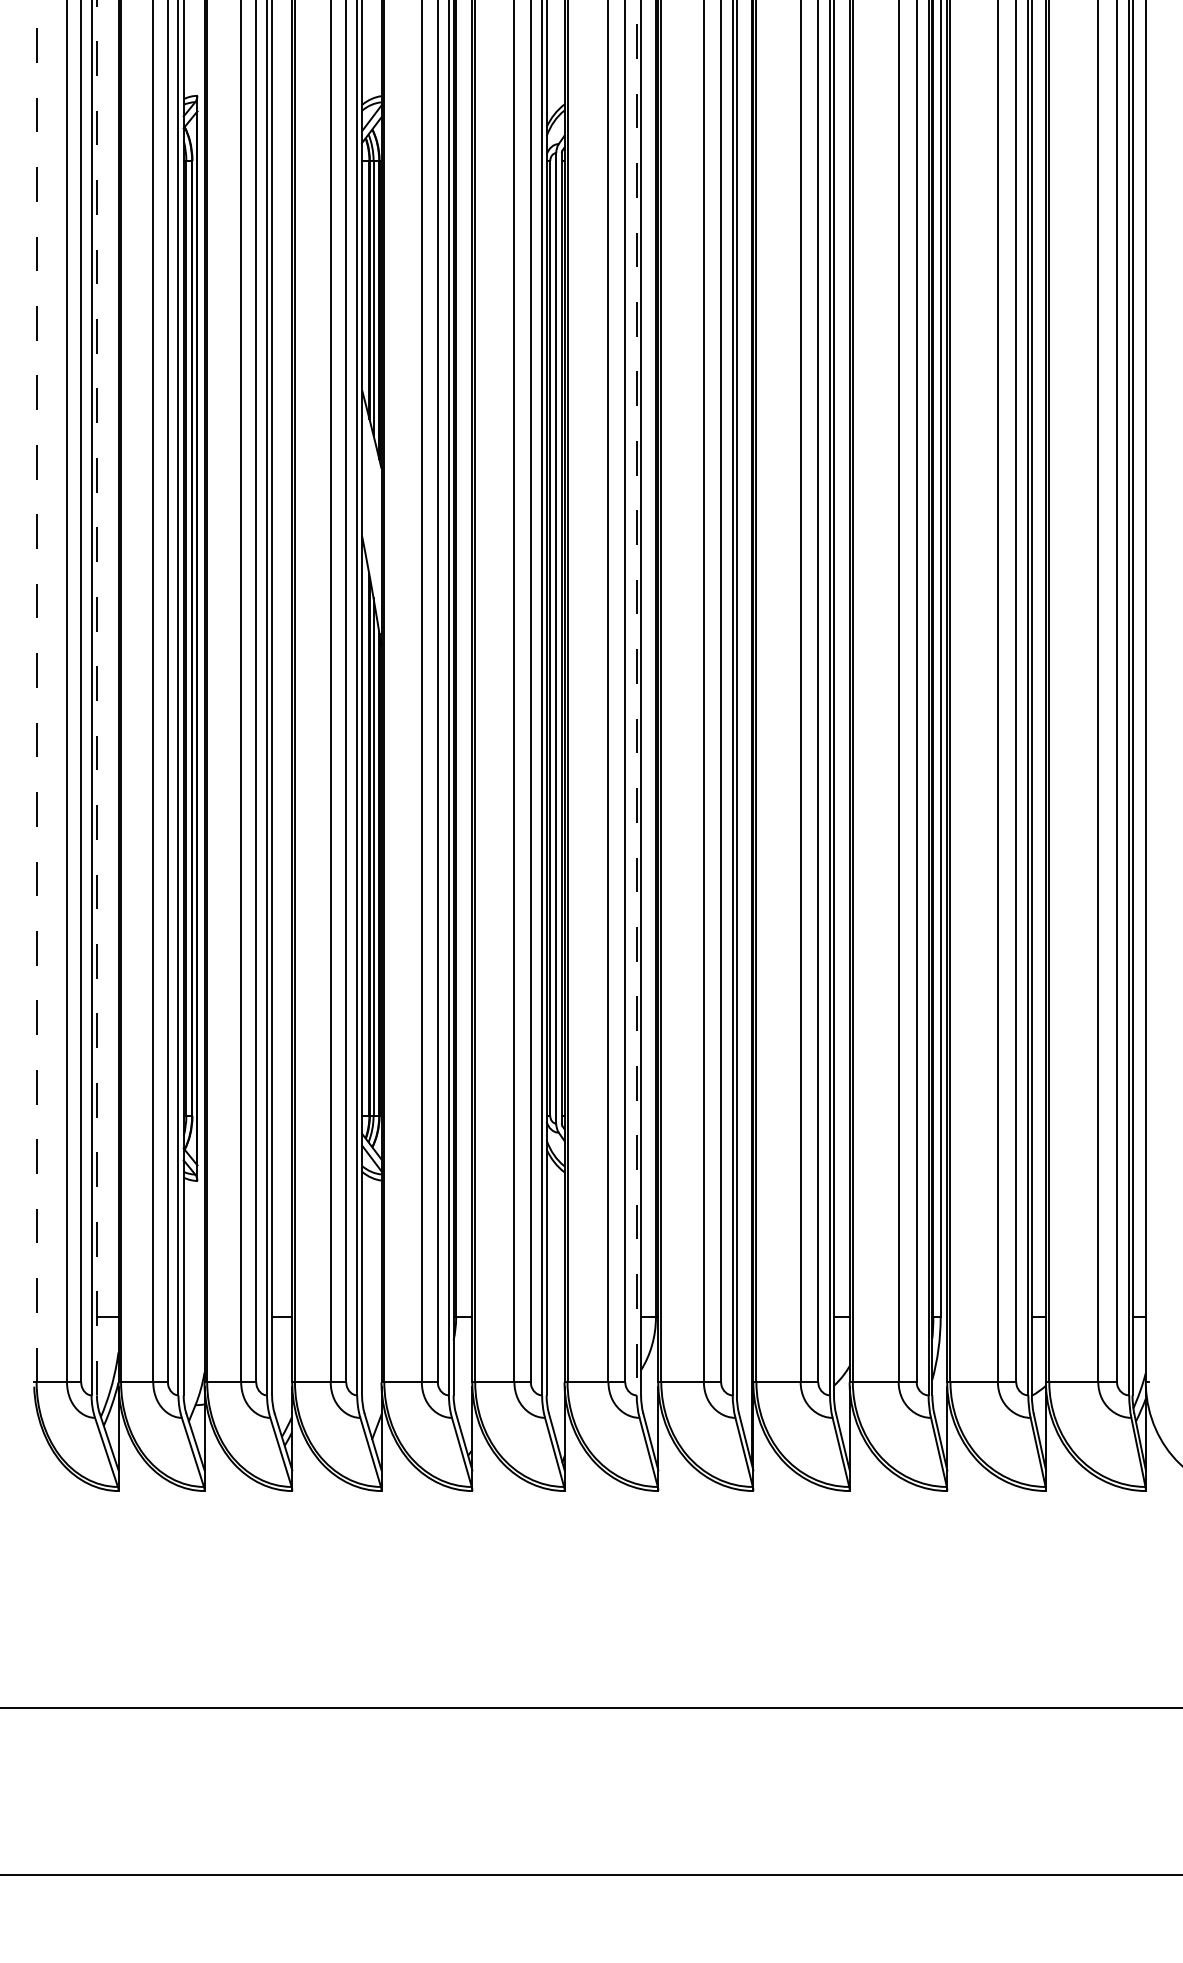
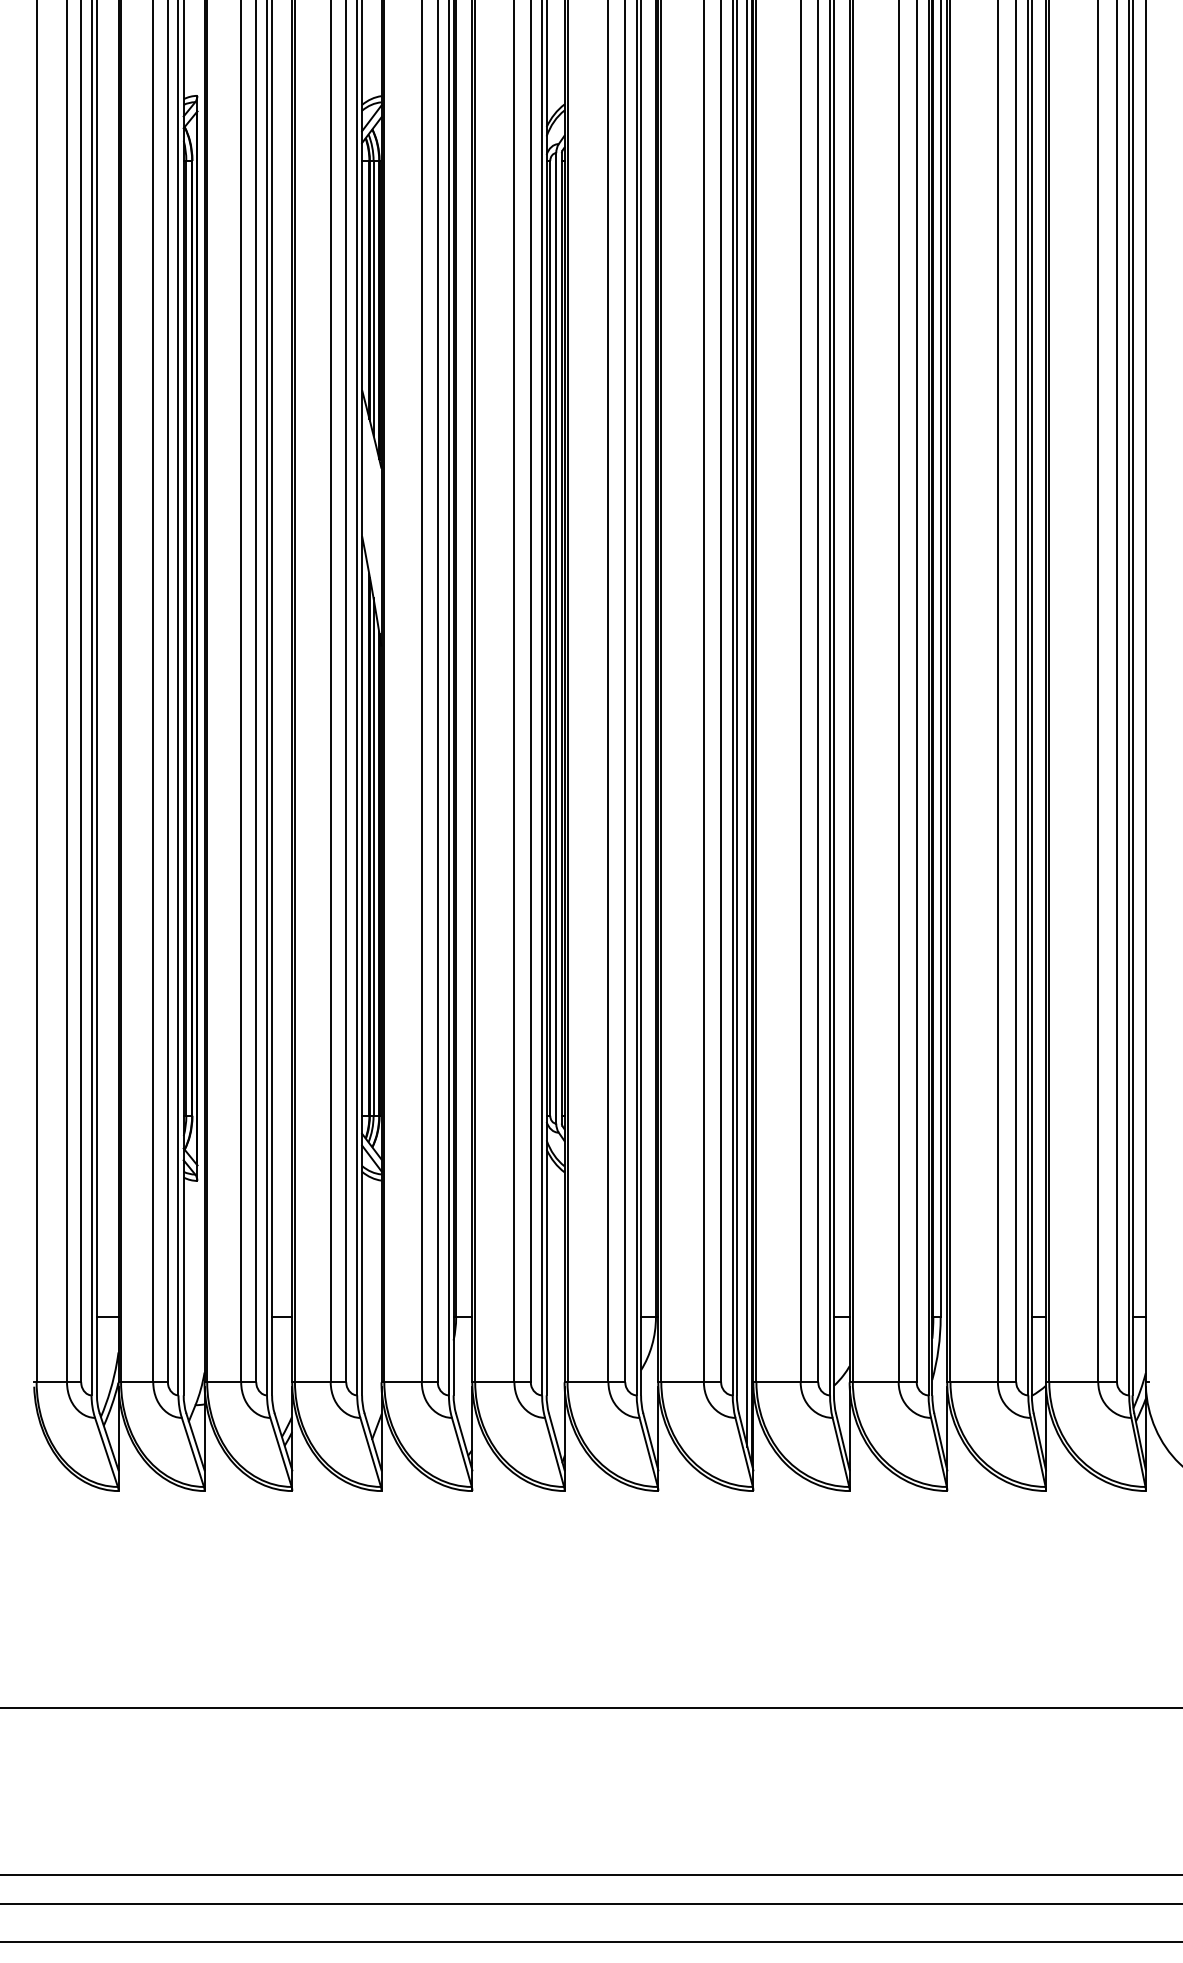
line: dashed -> solid (36, 691)
line: dashed -> solid (96, 697)
line: dashed -> solid (636, 698)
line: none -> present (747, 724)
line: none -> present (590, 1904)
line: none -> present (590, 1941)
